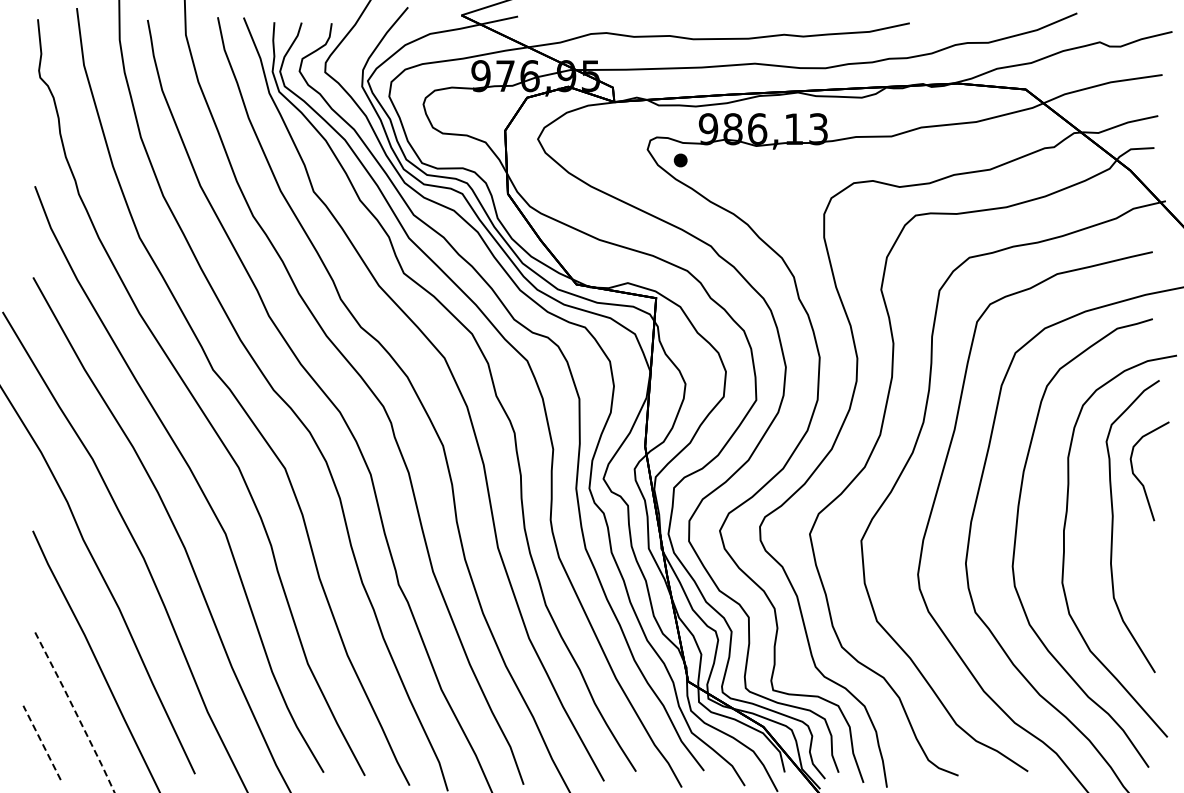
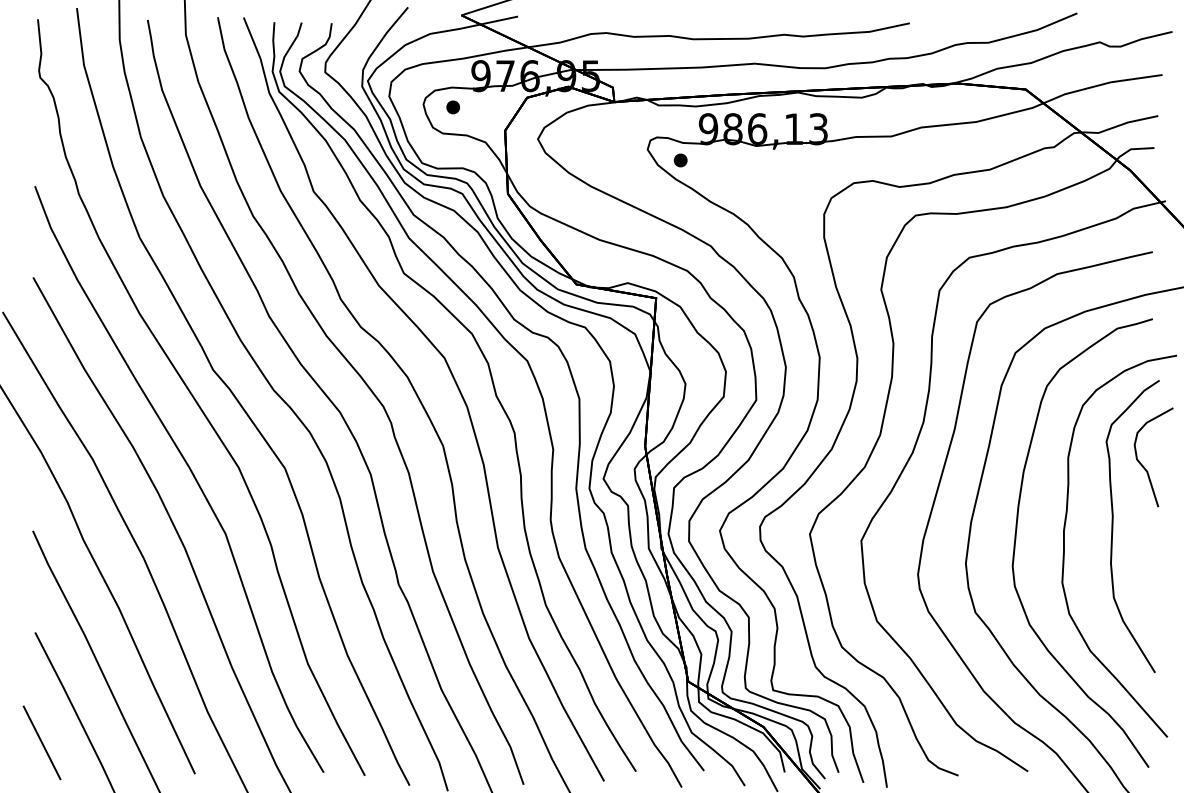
part: none -> present (452, 107)
curve position: (1140, 480) -> (1144, 466) (1144, 466)
line: dashed -> solid (75, 712)
line: dashed -> solid (42, 742)
